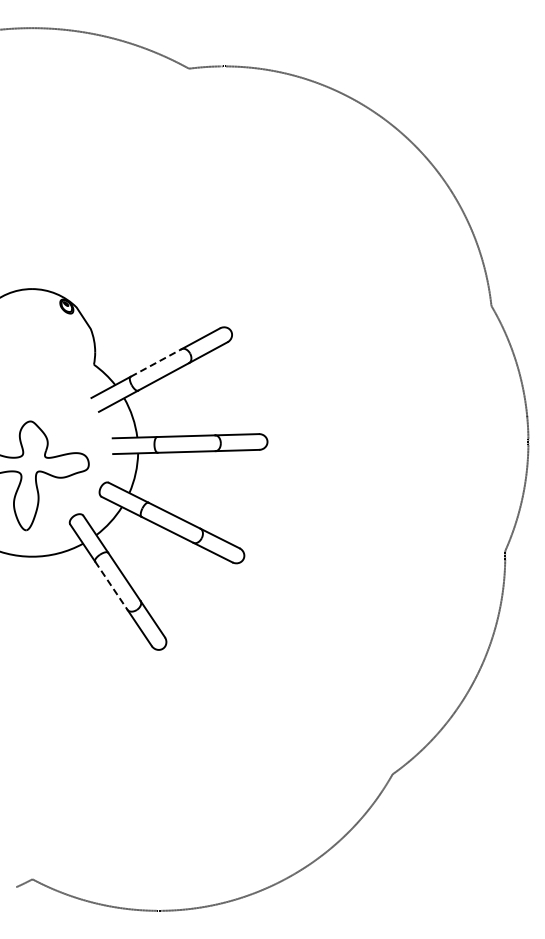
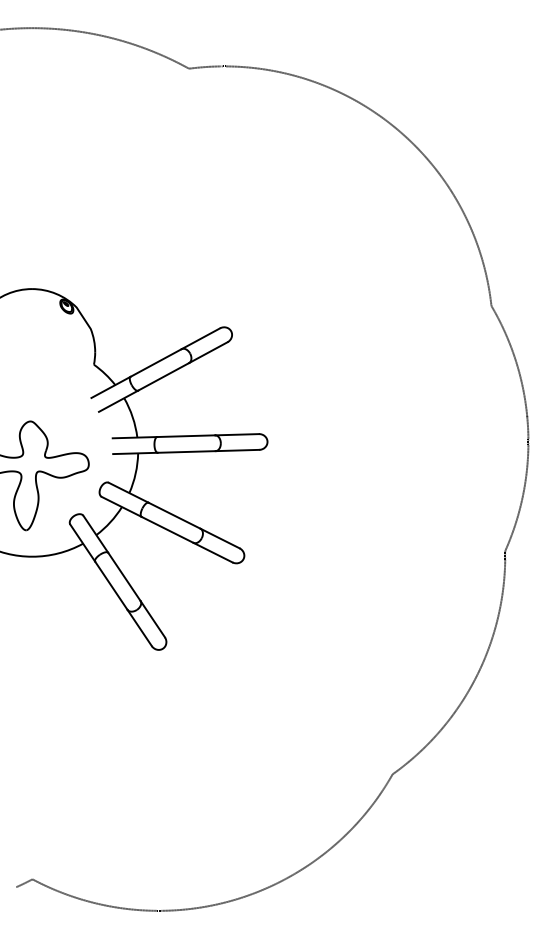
line: dashed -> solid (156, 362)
line: dashed -> solid (111, 585)
